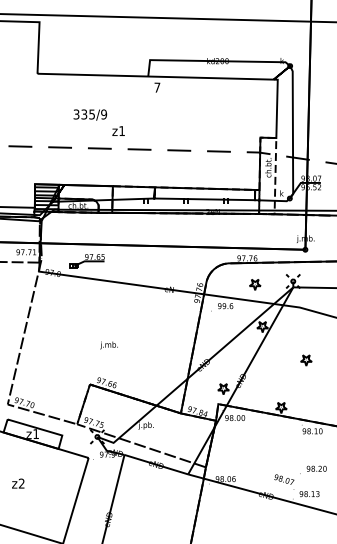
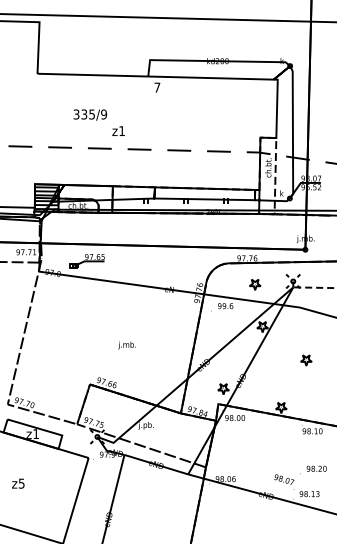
line: solid -> dashed (314, 287)
text position: (108, 345) -> (126, 345) (126, 345)
text: z2 -> z5 (21, 483)
